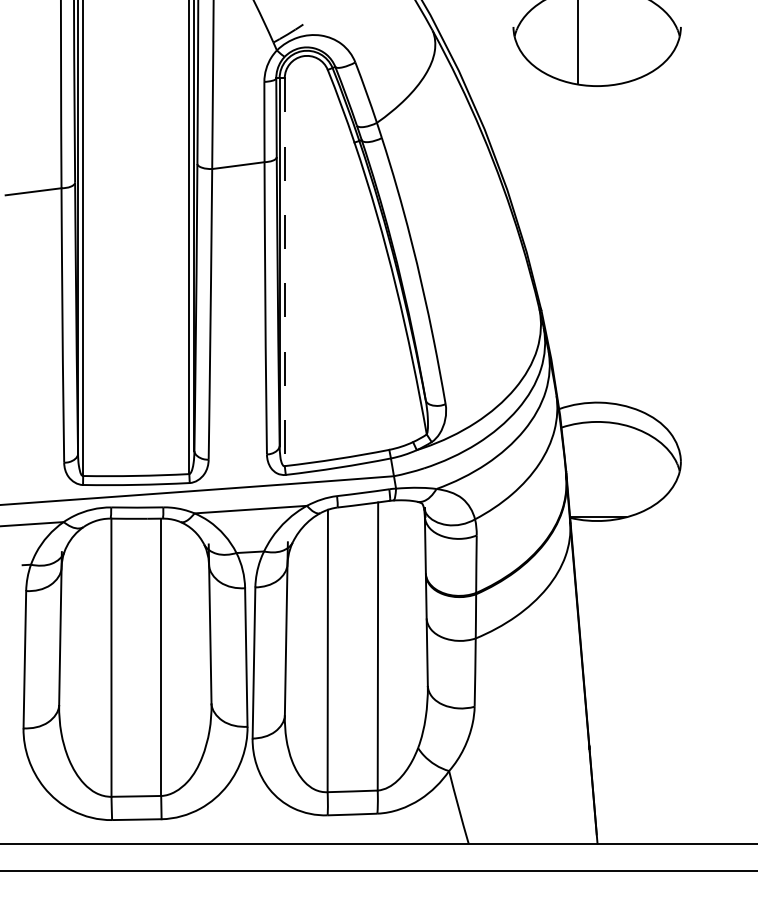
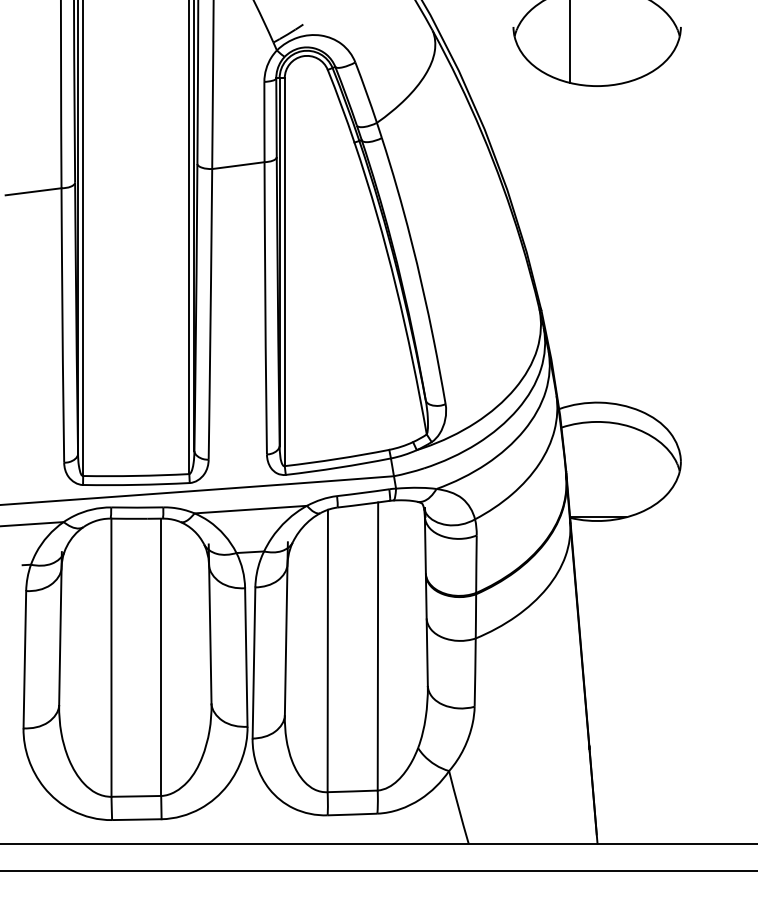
line position: (577, 42) -> (569, 42) (569, 42)
line: dashed -> solid (284, 272)
